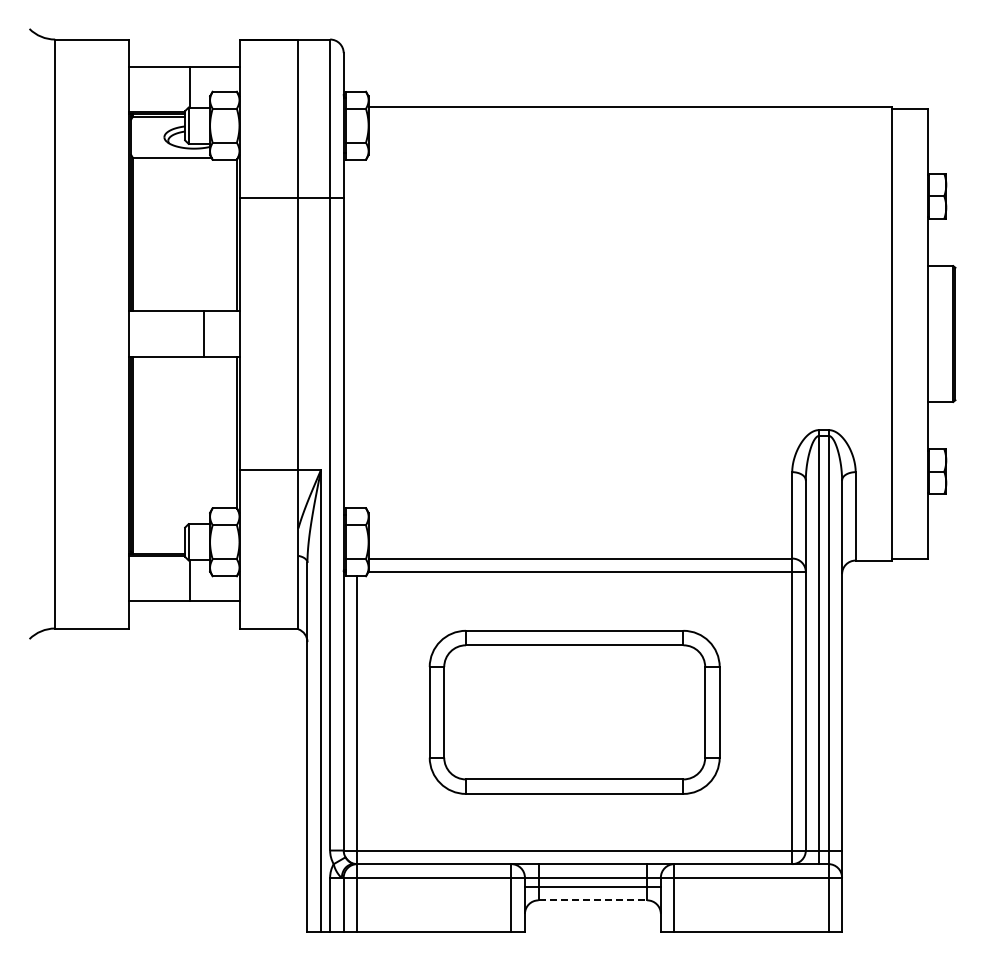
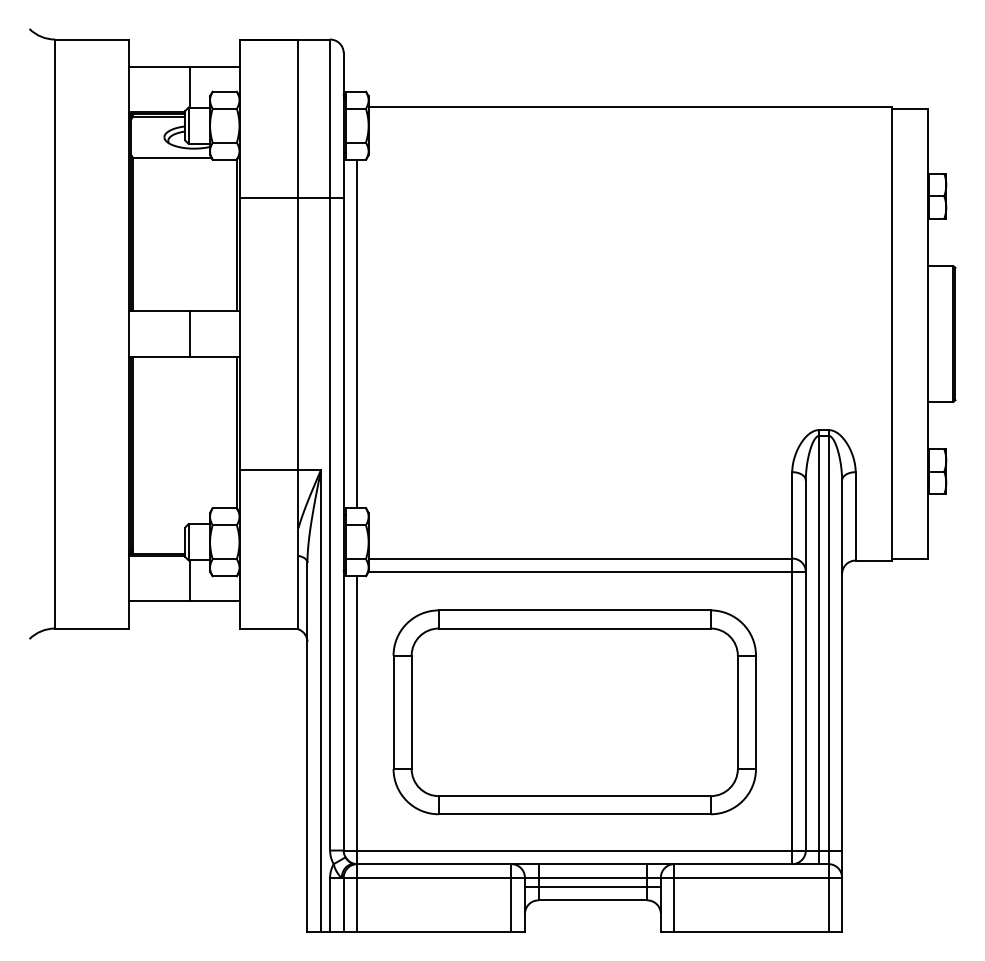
line position: (203, 333) -> (189, 333) (189, 333)
line: none -> present (357, 333)
part size: 293x165 px -> 365x207 px (574, 712)
line: dashed -> solid (593, 900)
